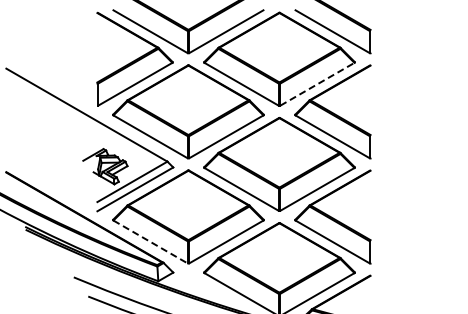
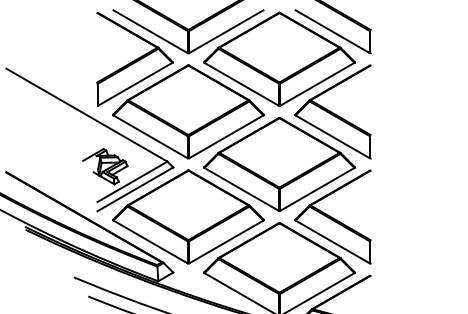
line: dashed -> solid (317, 84)
line: dashed -> solid (150, 241)
